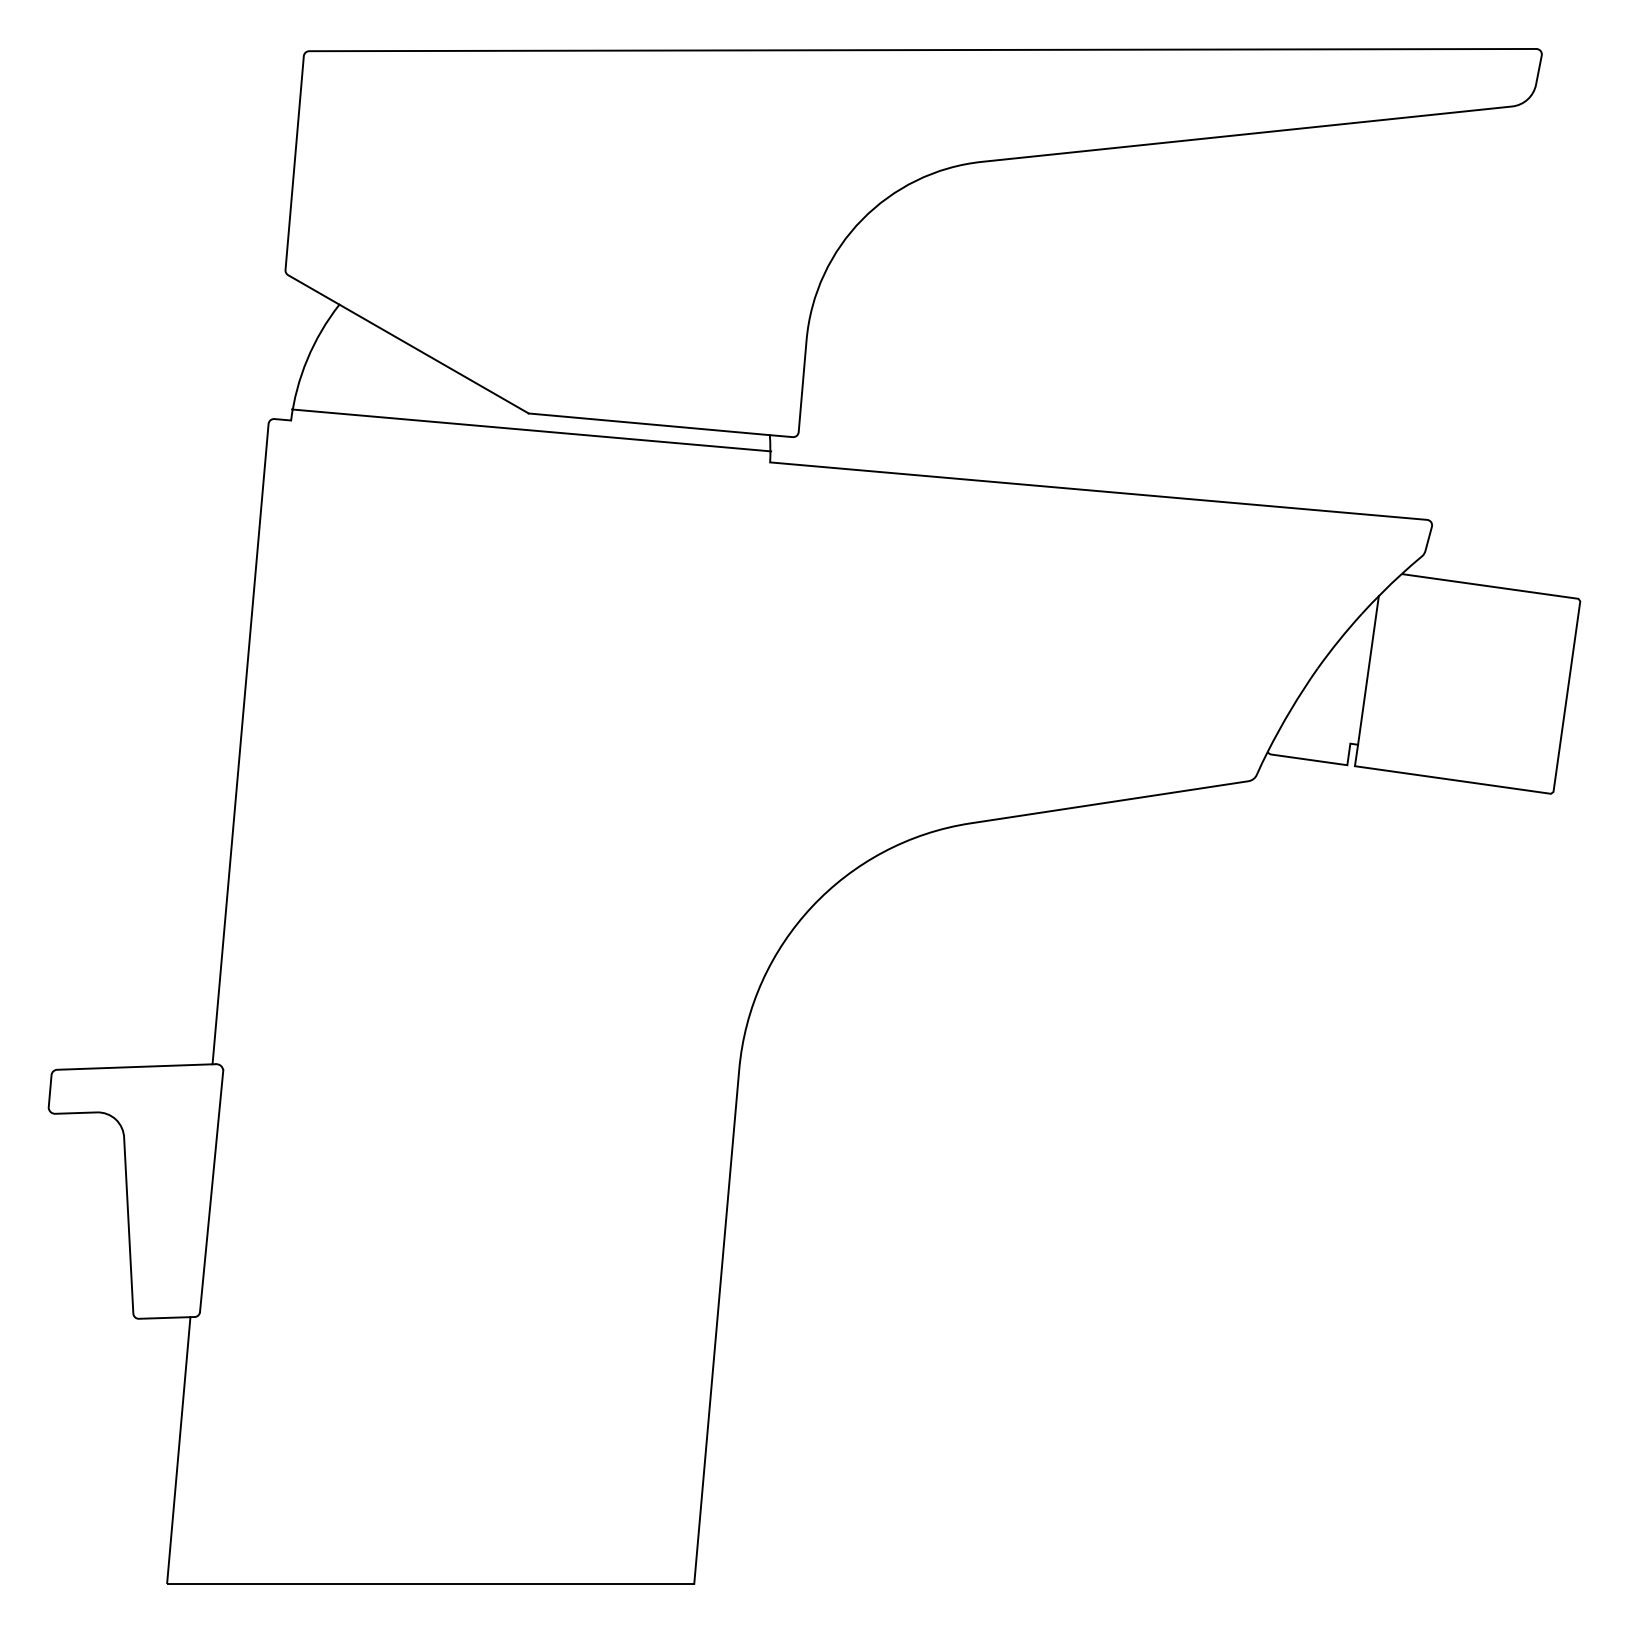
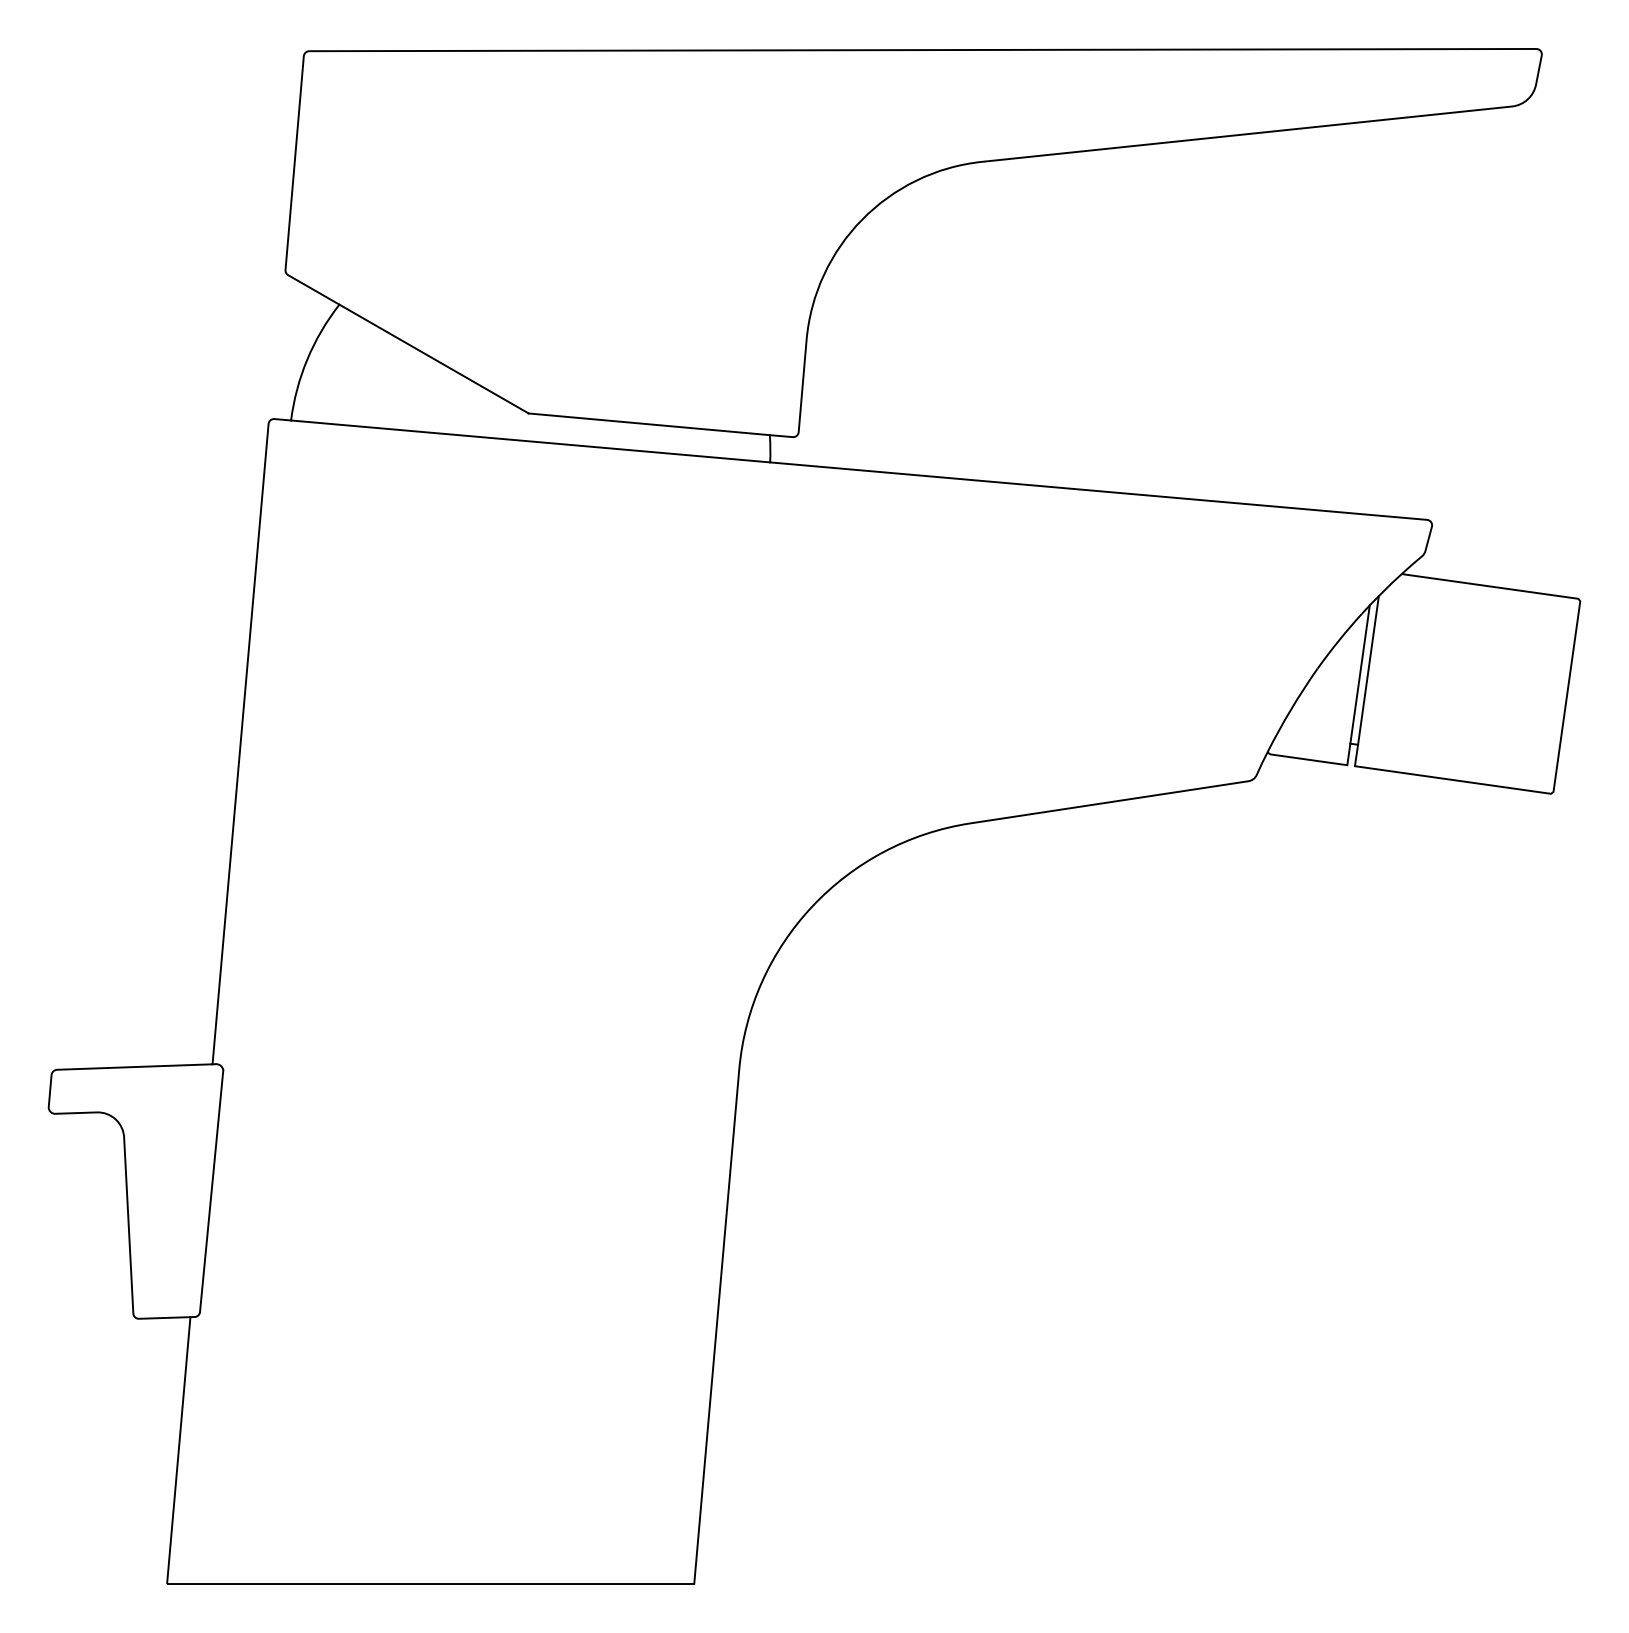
line position: (531, 430) -> (530, 441) (530, 441)
line: none -> present (1359, 674)
